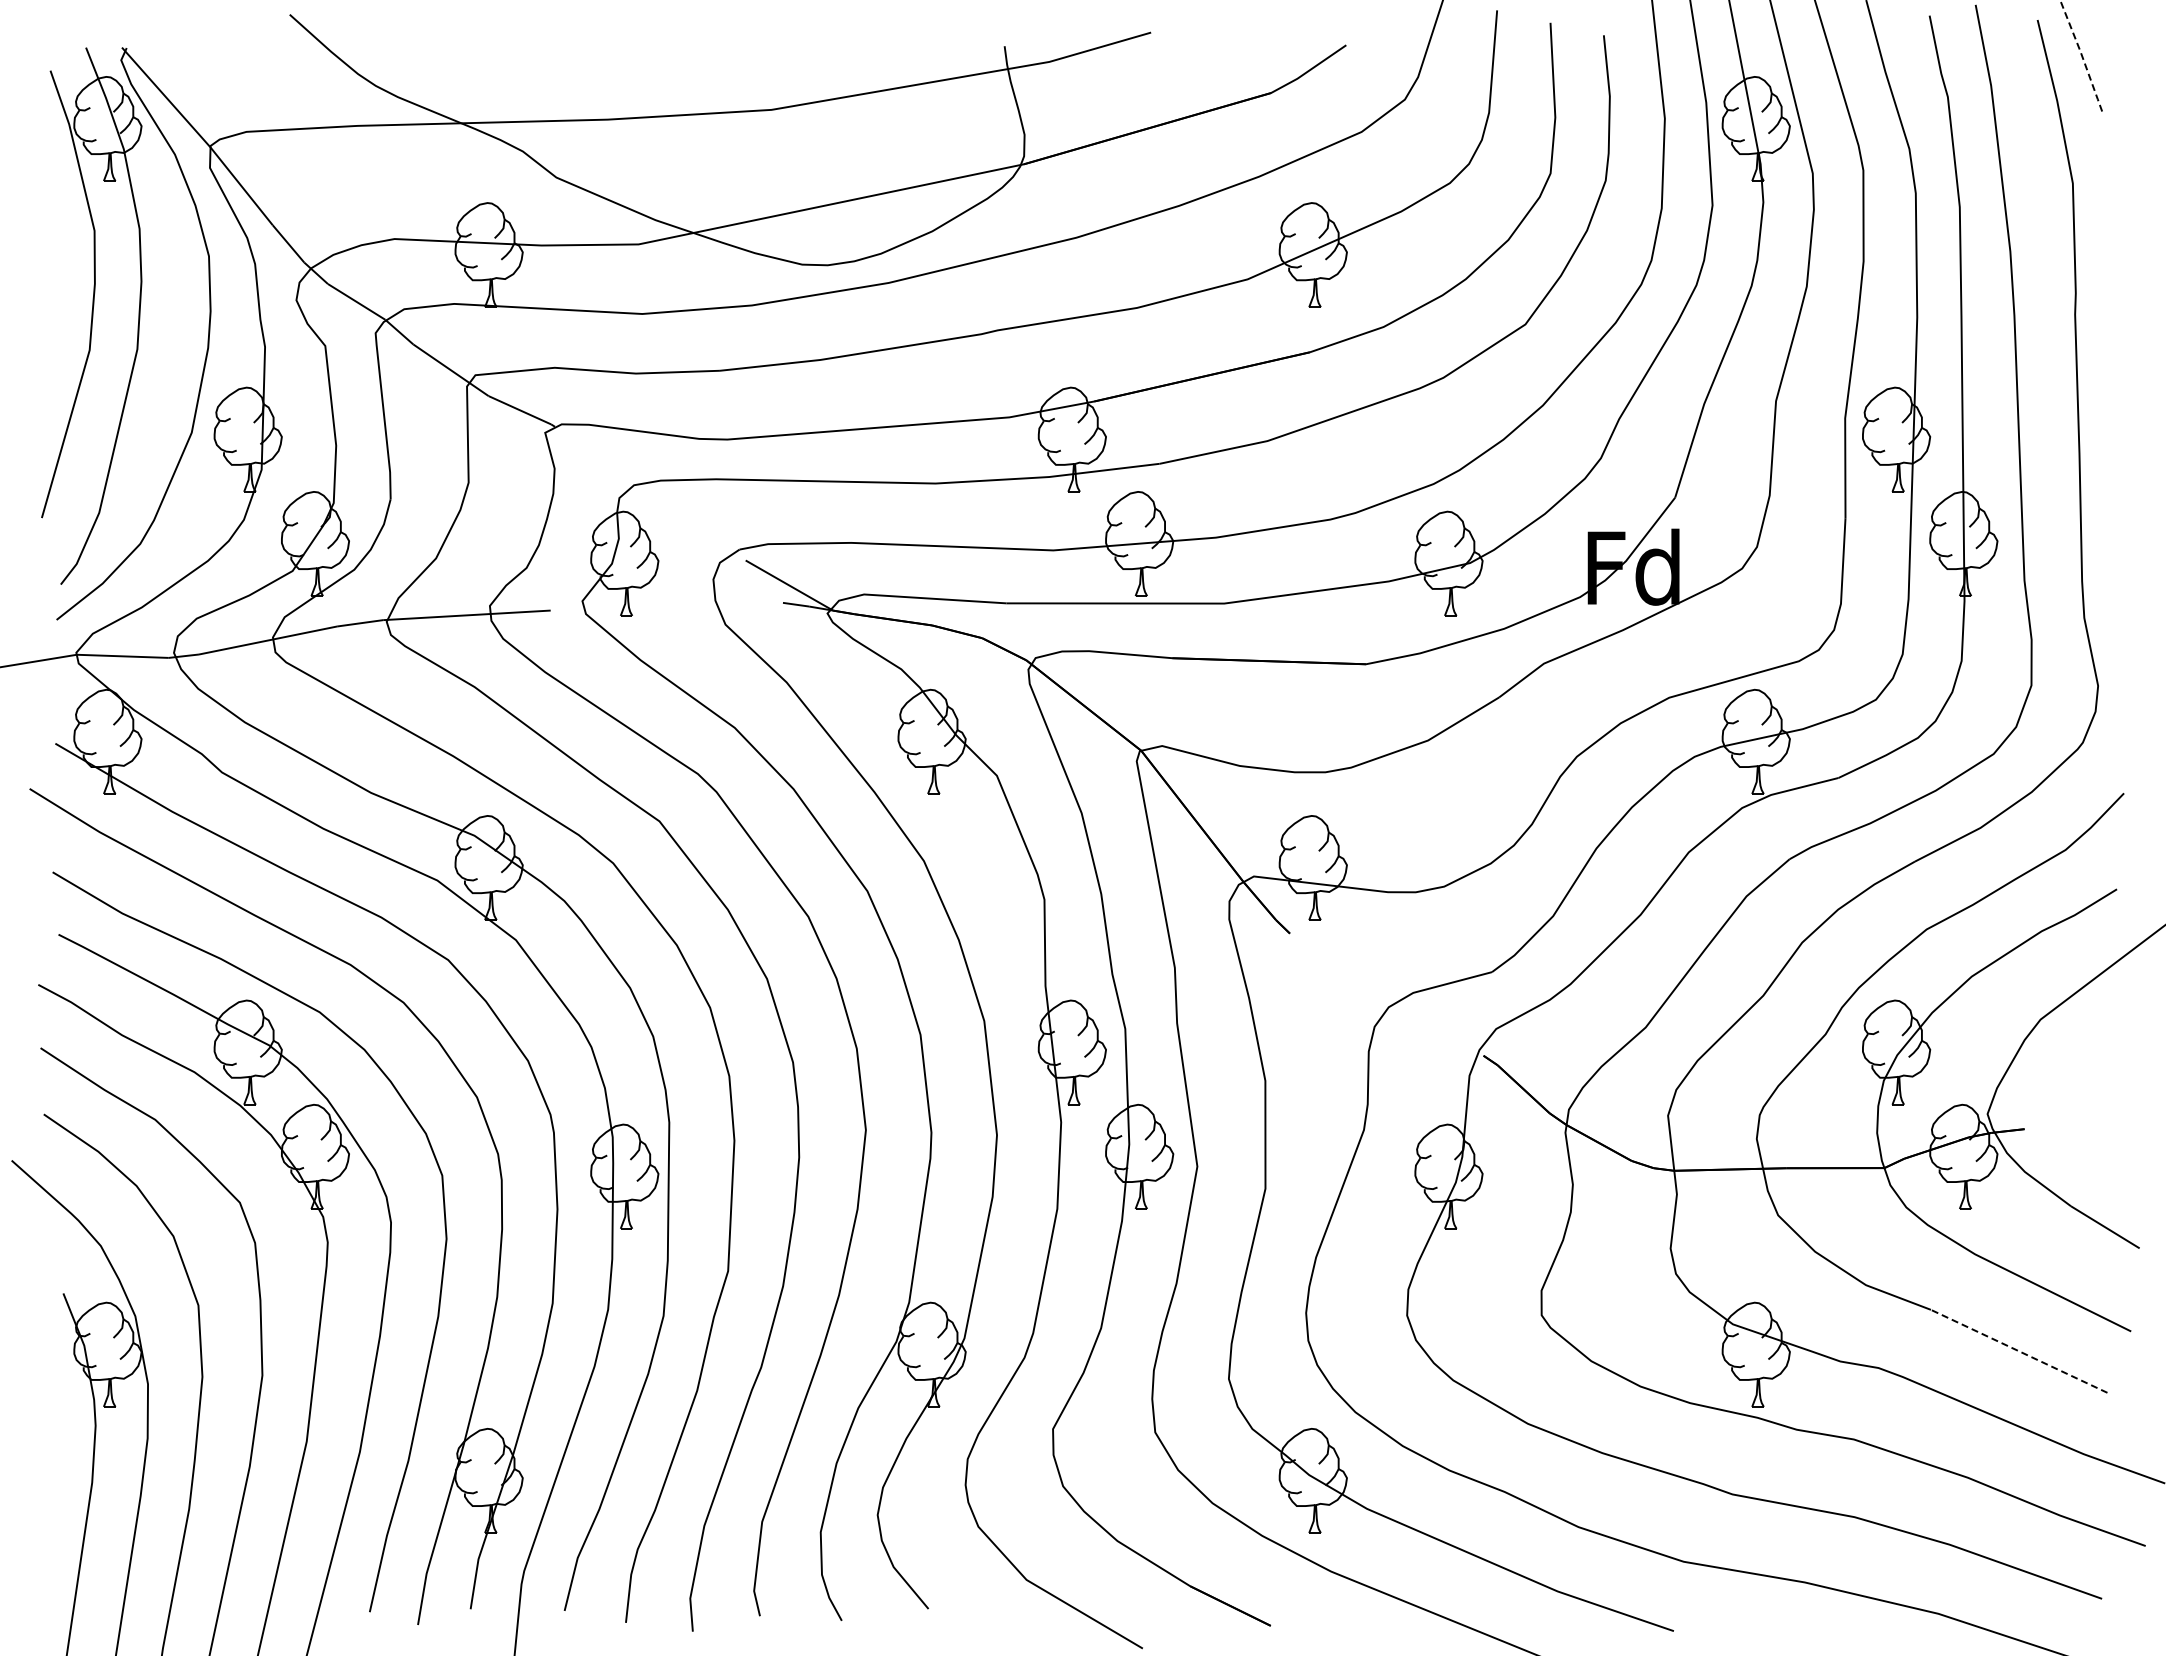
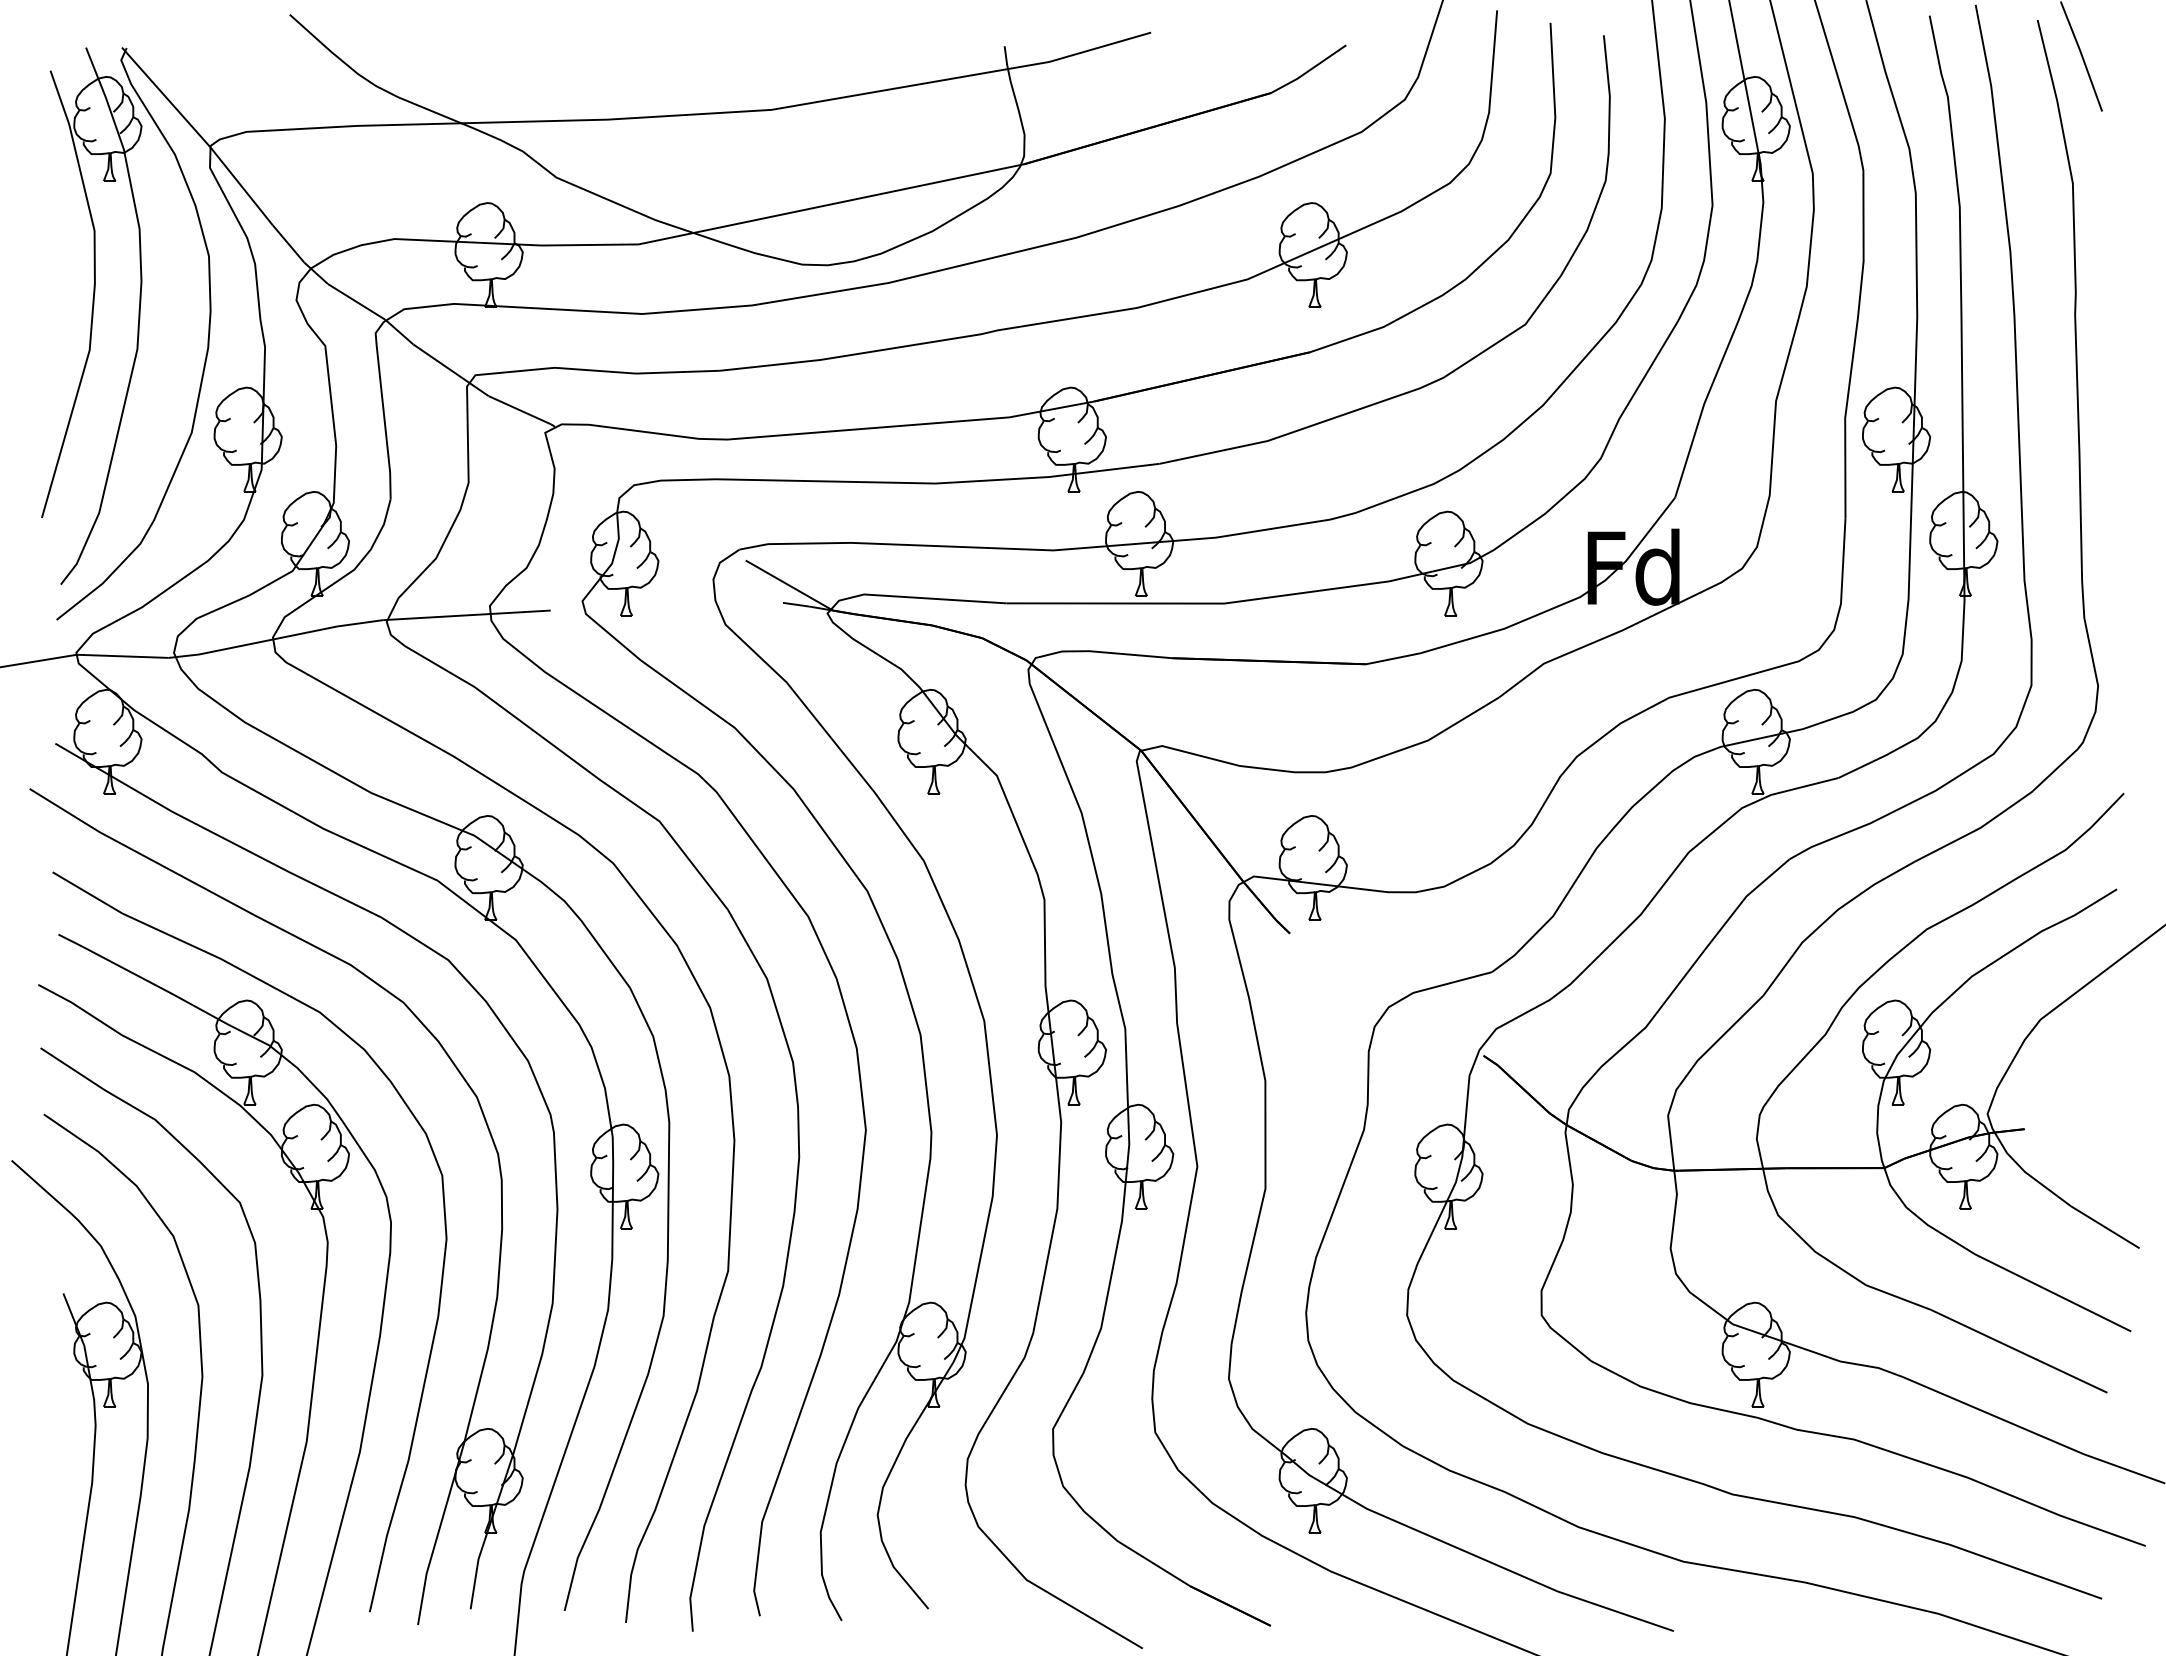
line: dashed -> solid (2082, 56)
line: dashed -> solid (2019, 1351)
